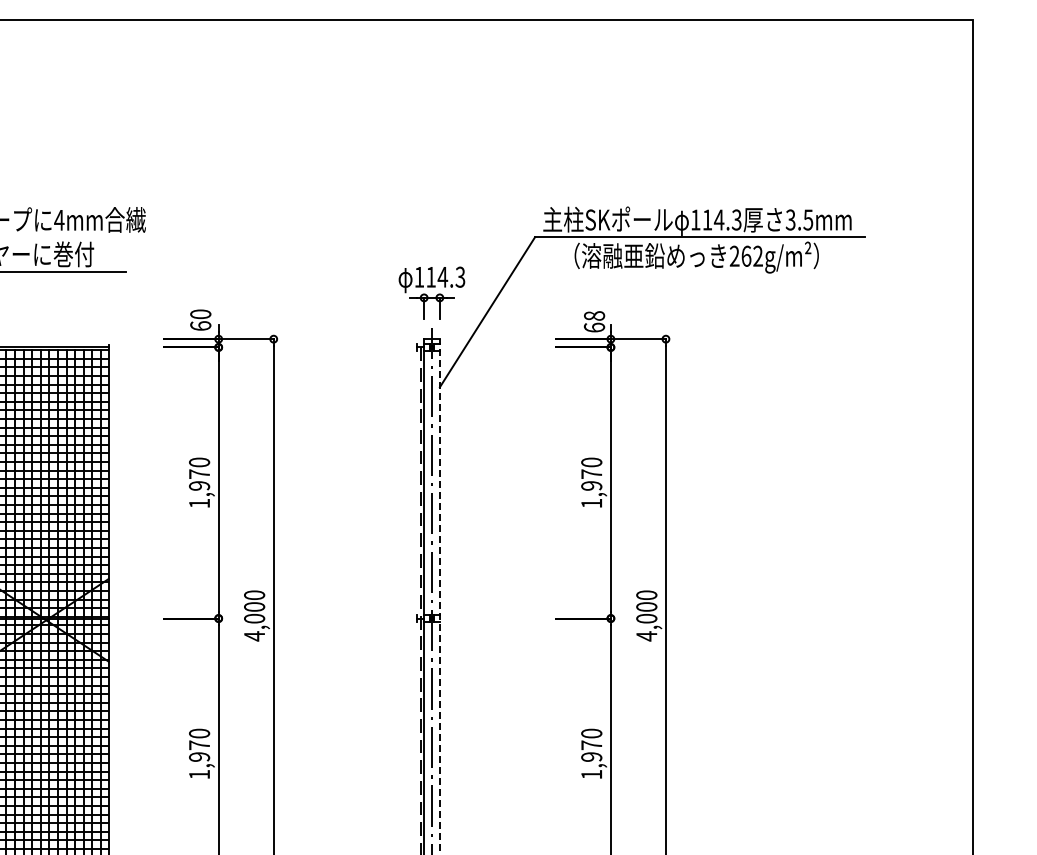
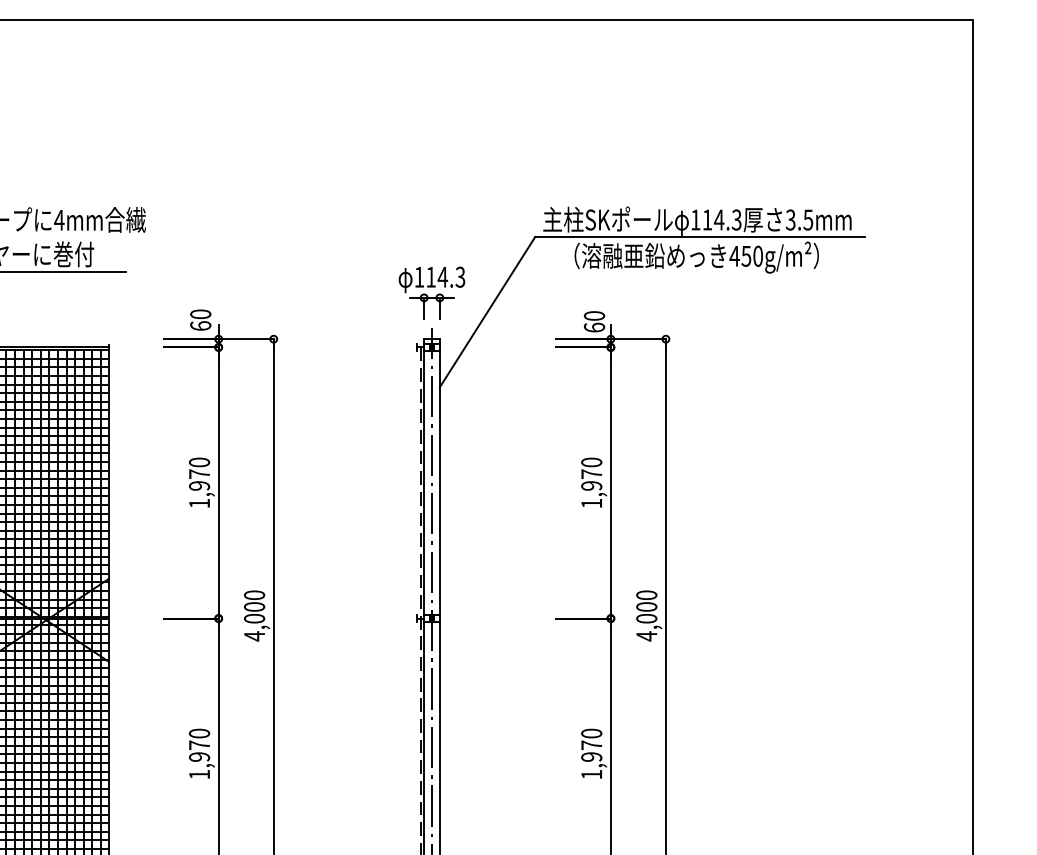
text: 262g/m² -> 450g/m² (745, 255)
text: 68 -> 60 (594, 315)
line: dashed -> solid (439, 596)
